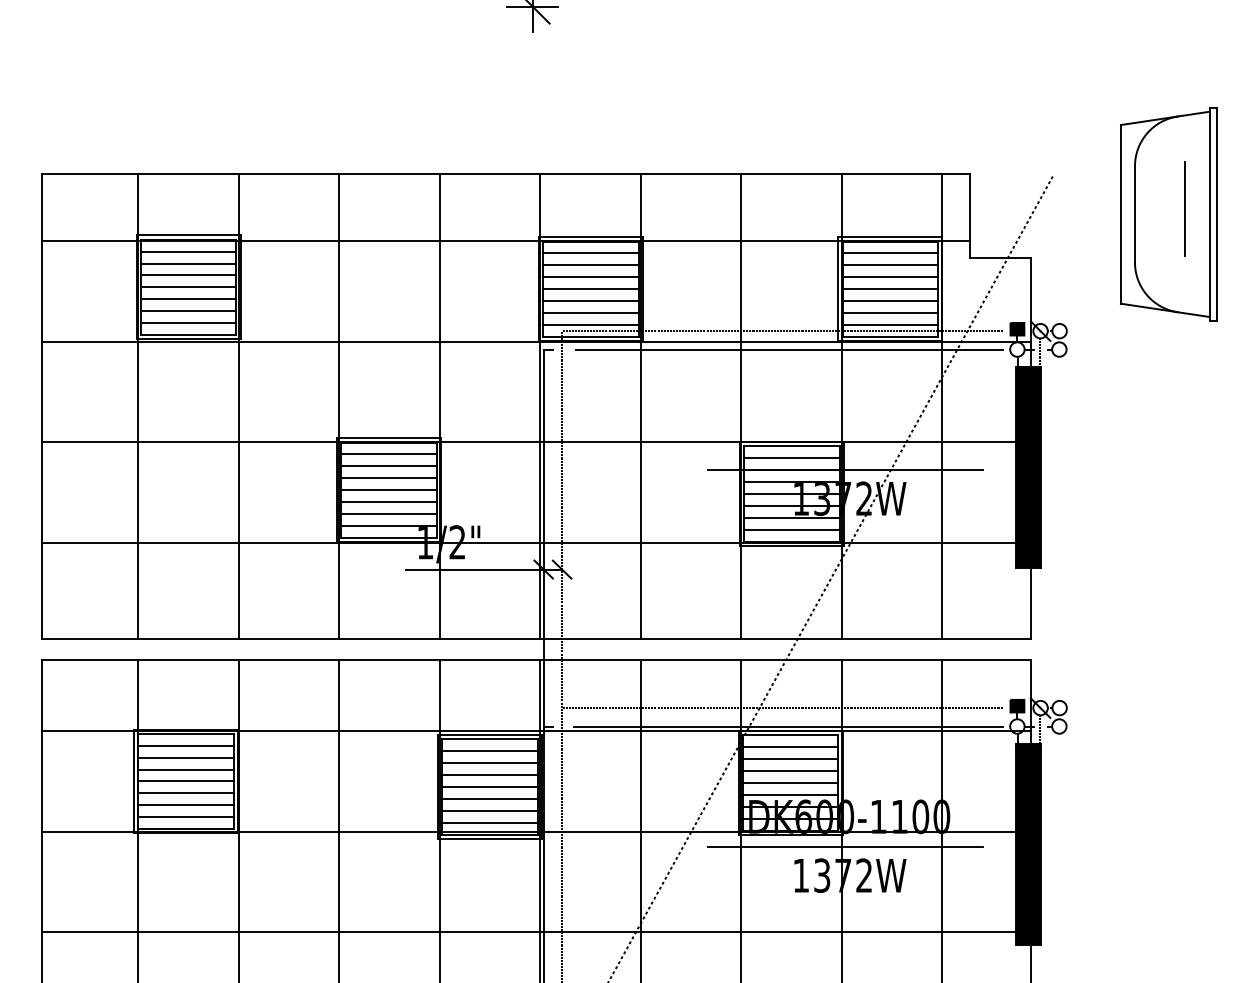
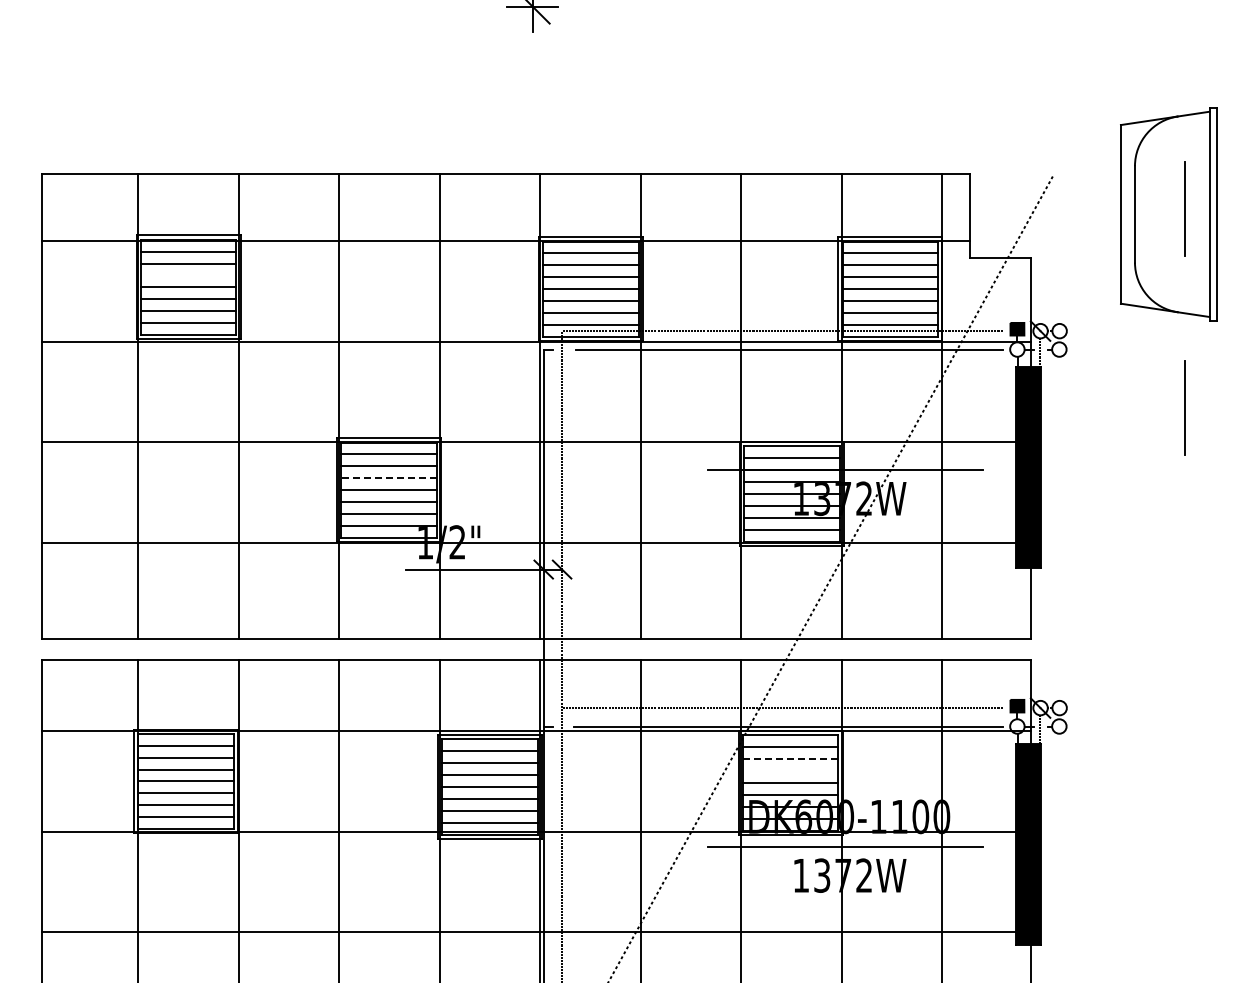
line: present -> none (188, 275)
line: none -> present (1184, 407)
line: solid -> dashed (389, 478)
line: solid -> dashed (790, 758)
line: present -> none (790, 770)
